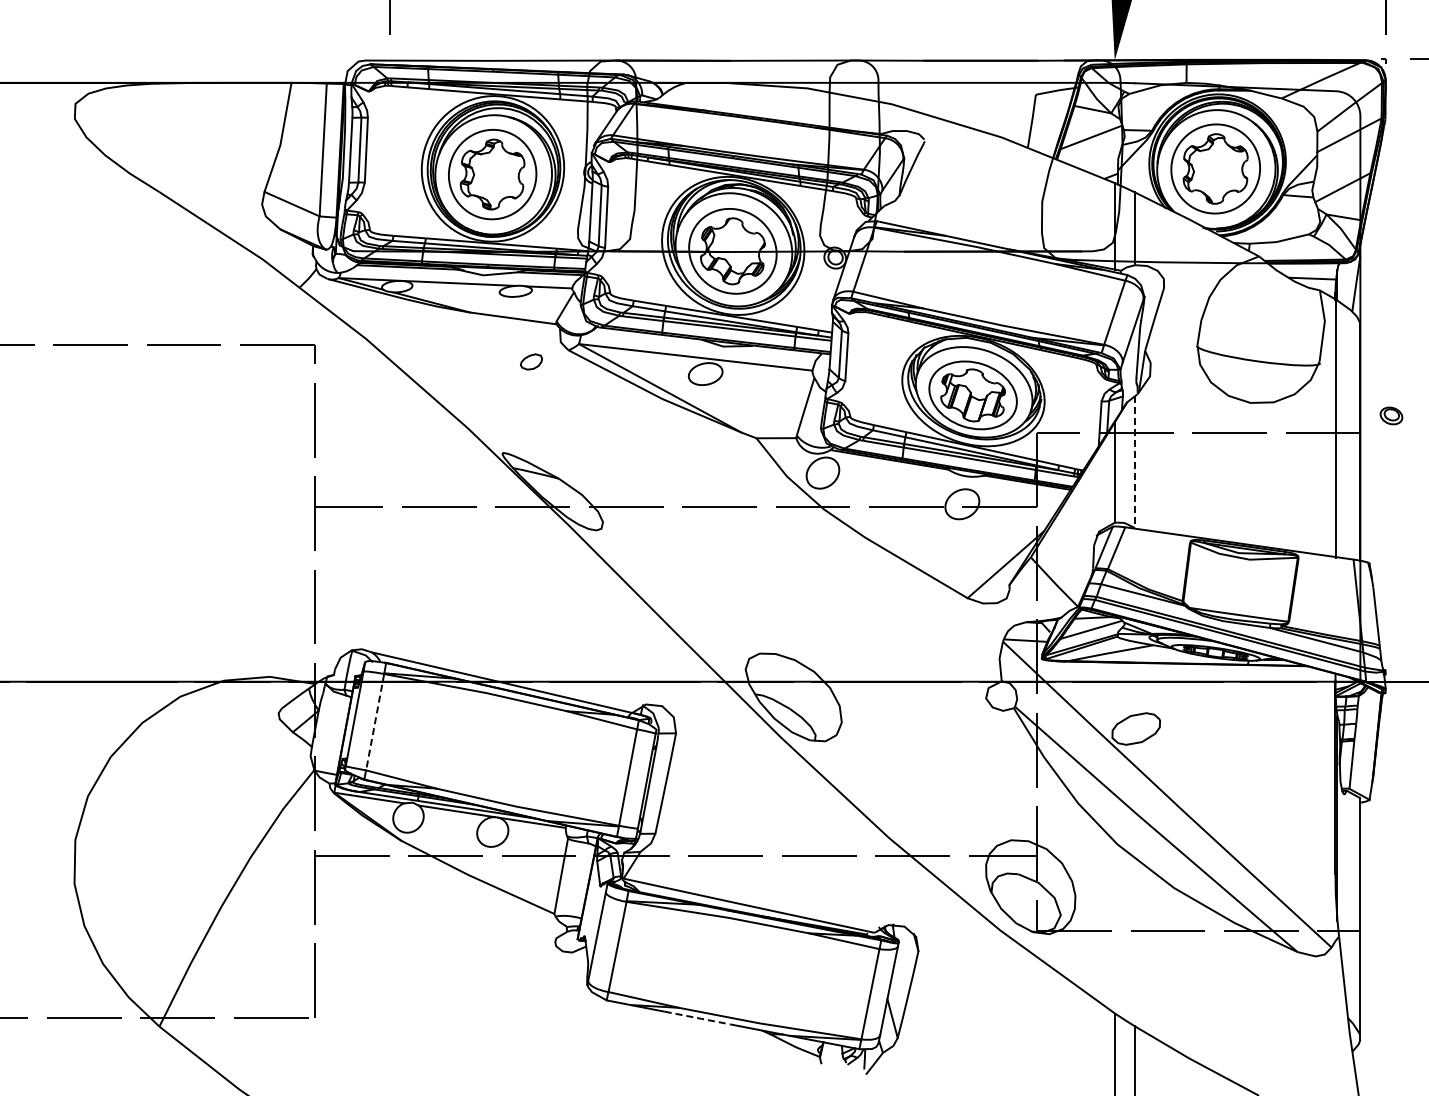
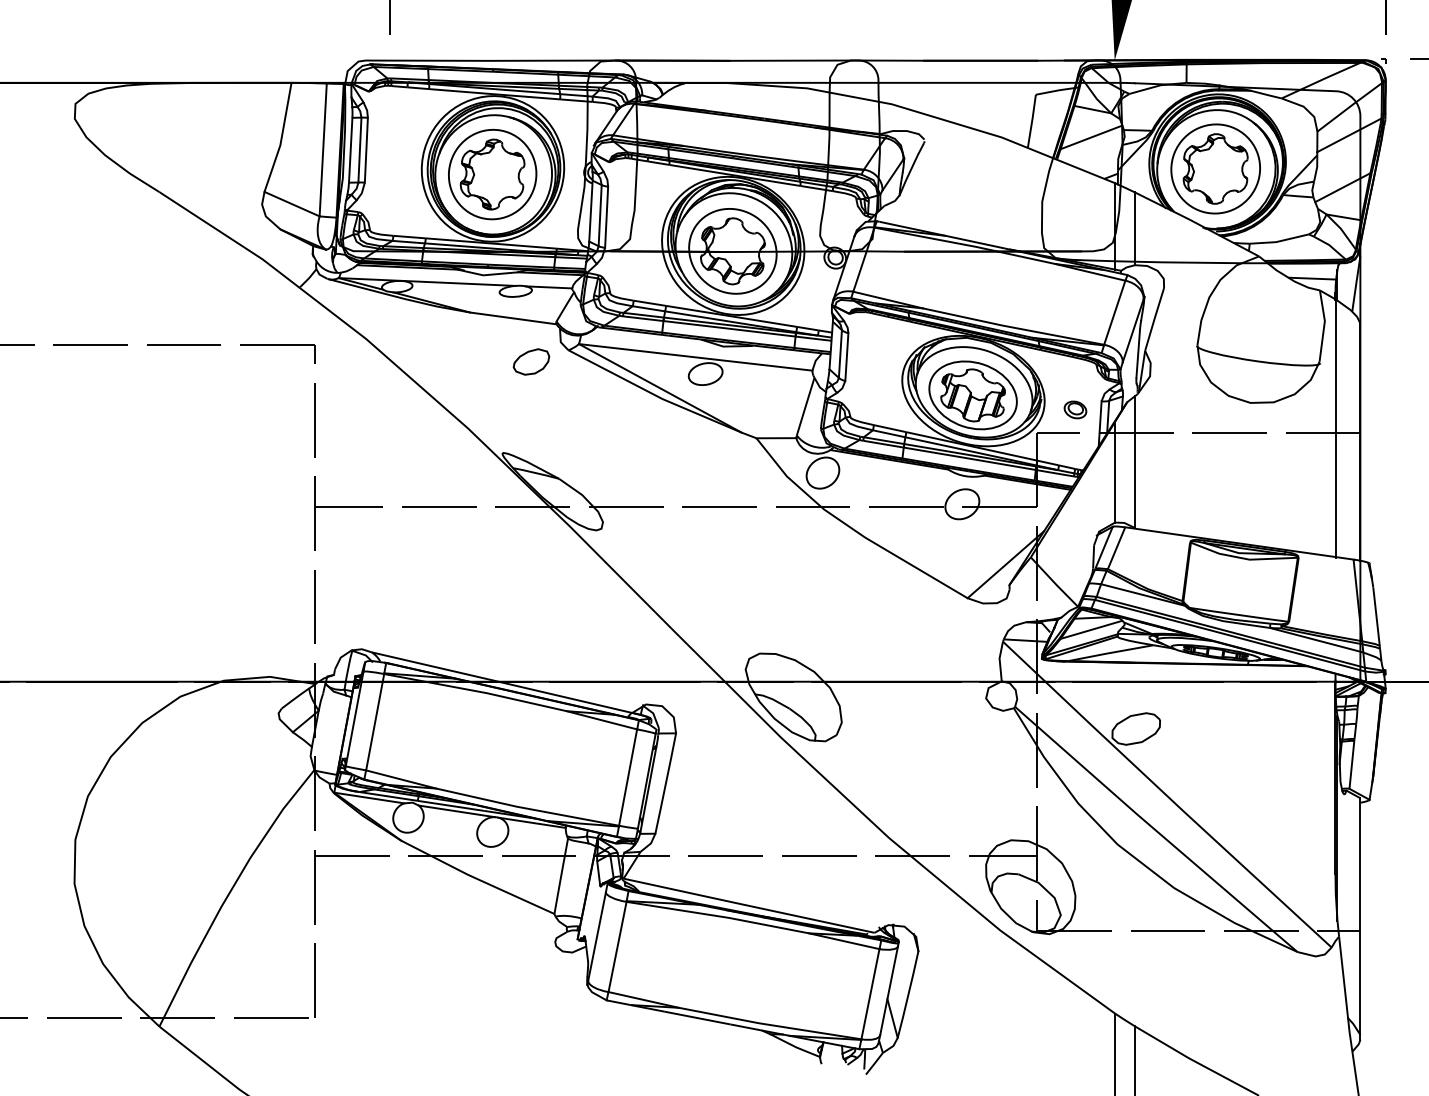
part size: 23x18 px -> 39x28 px (531, 361)
part position: (1391, 415) -> (1075, 409) (1075, 409)
line: dashed -> solid (1134, 462)
line: dashed -> solid (375, 722)
line: dashed -> solid (698, 1018)
